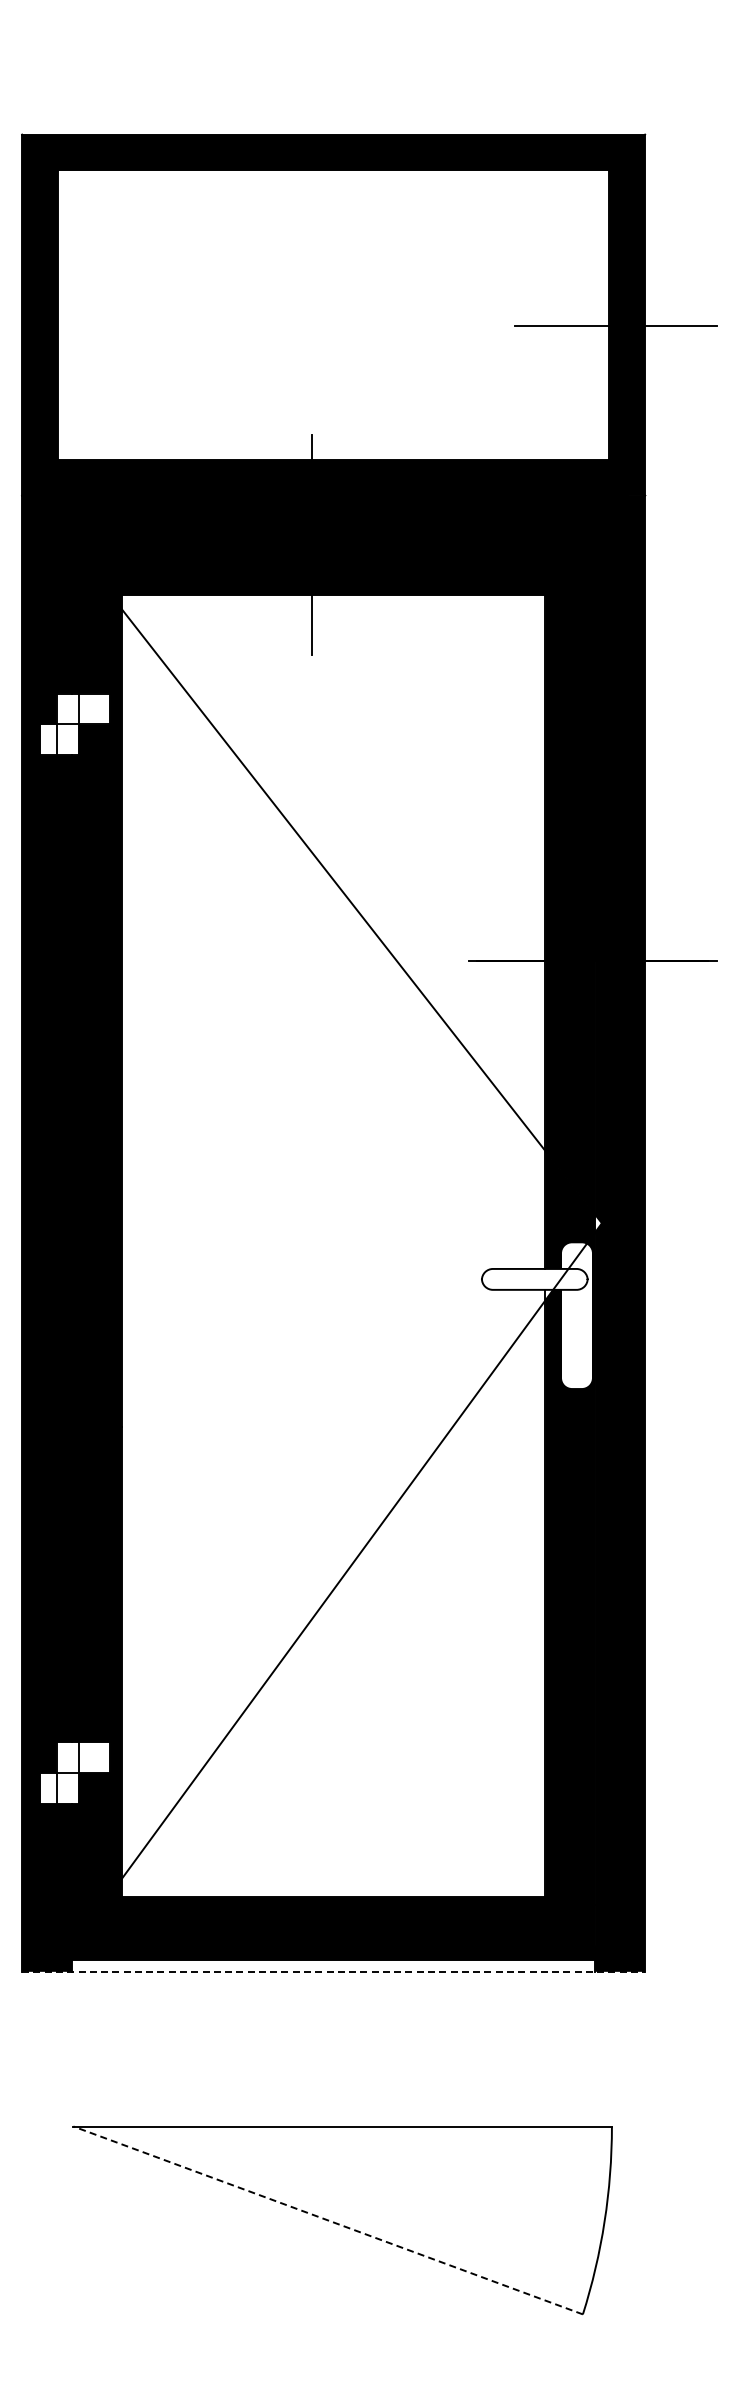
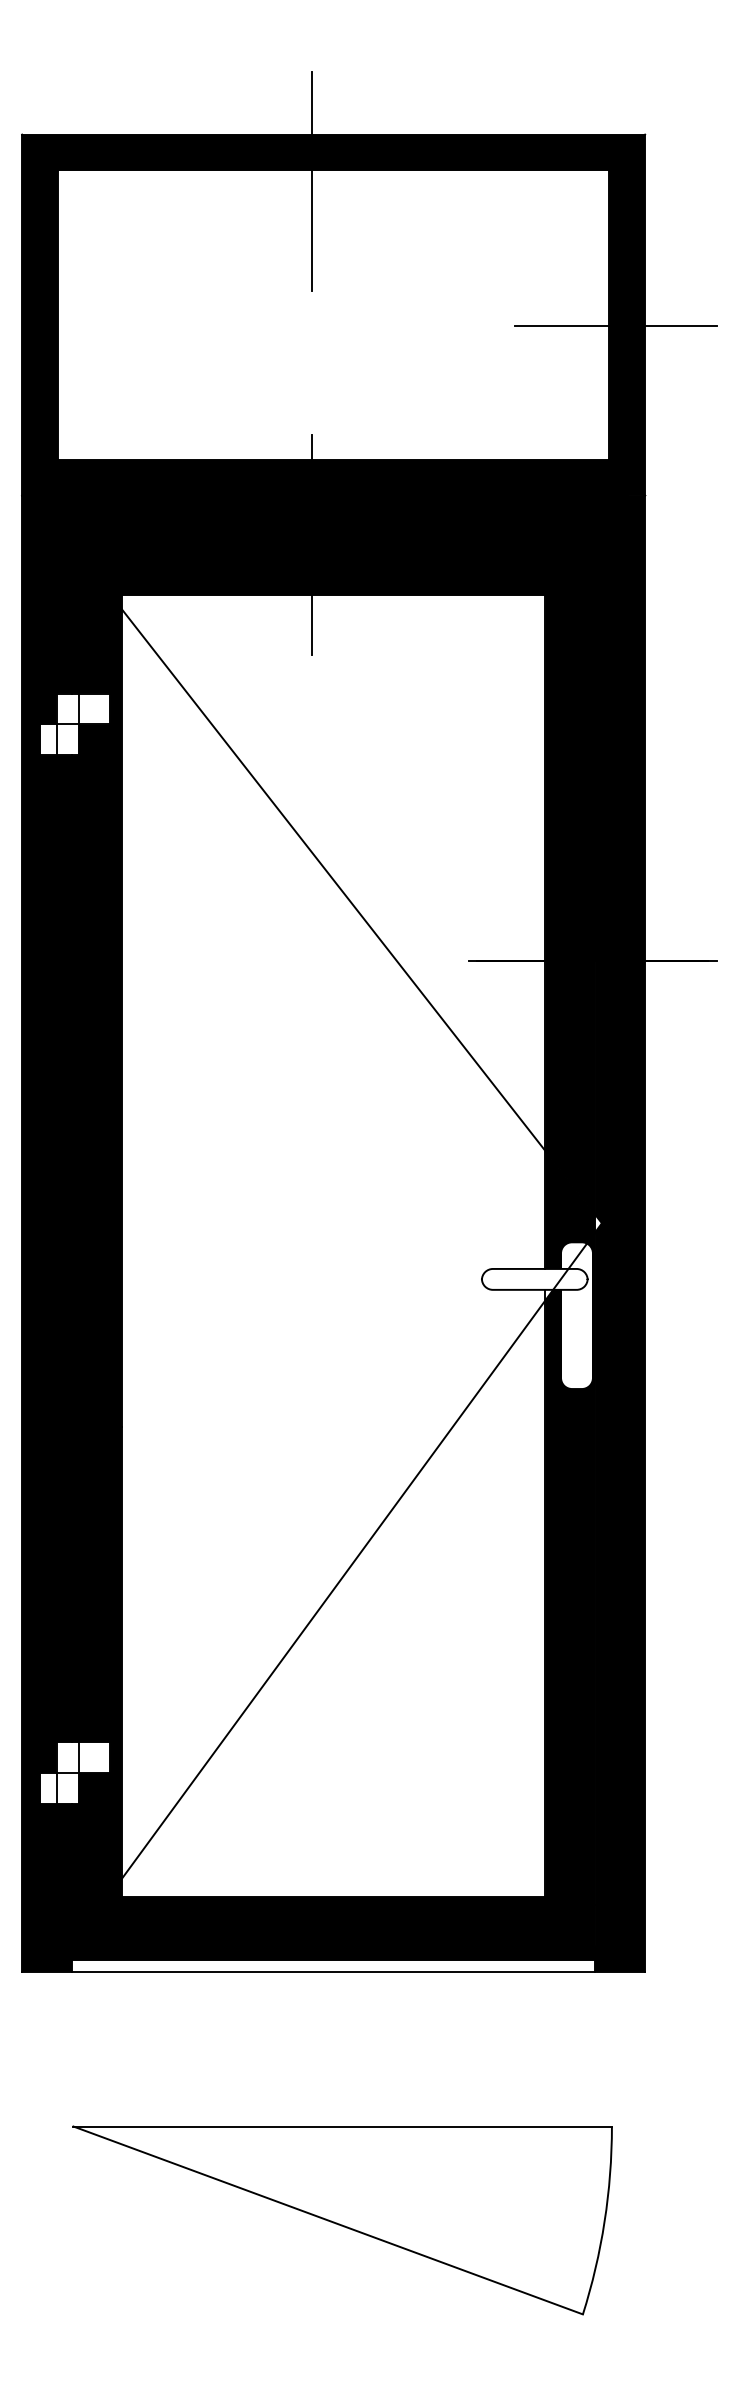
line: none -> present (311, 181)
line: dashed -> solid (334, 1971)
line: dashed -> solid (327, 2220)
